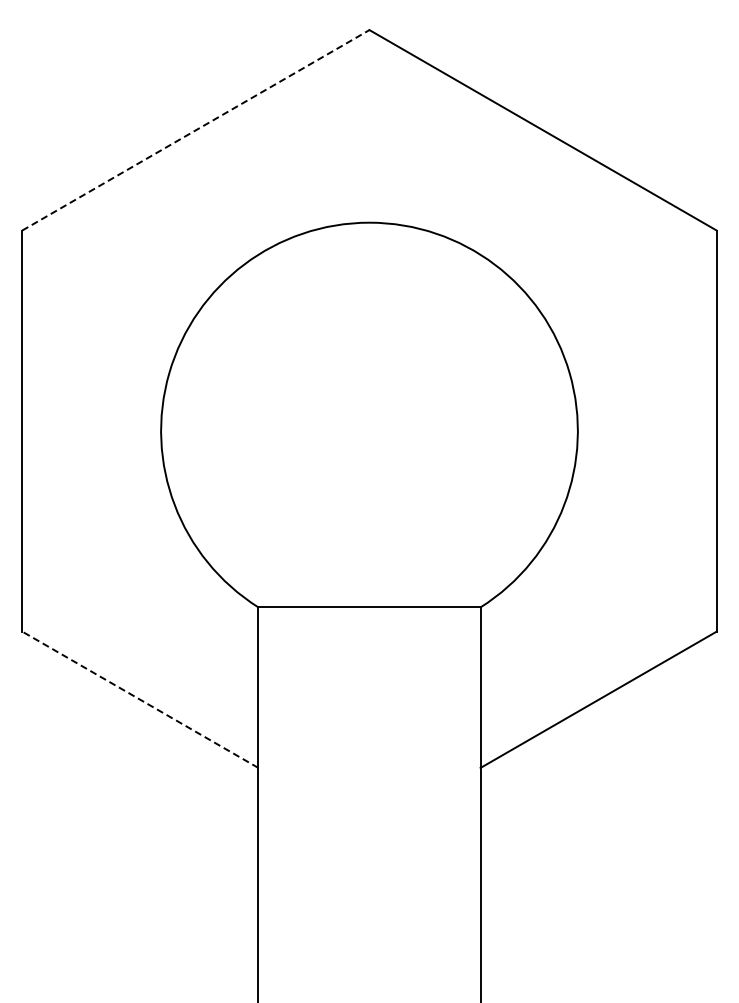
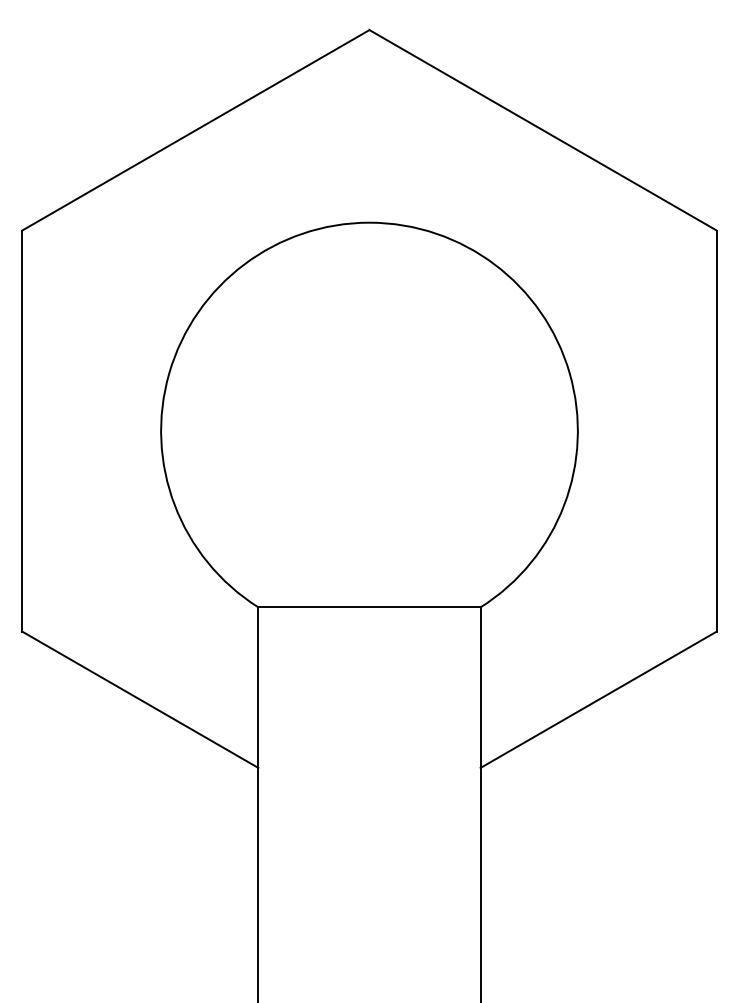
line: dashed -> solid (195, 130)
line: dashed -> solid (139, 699)
